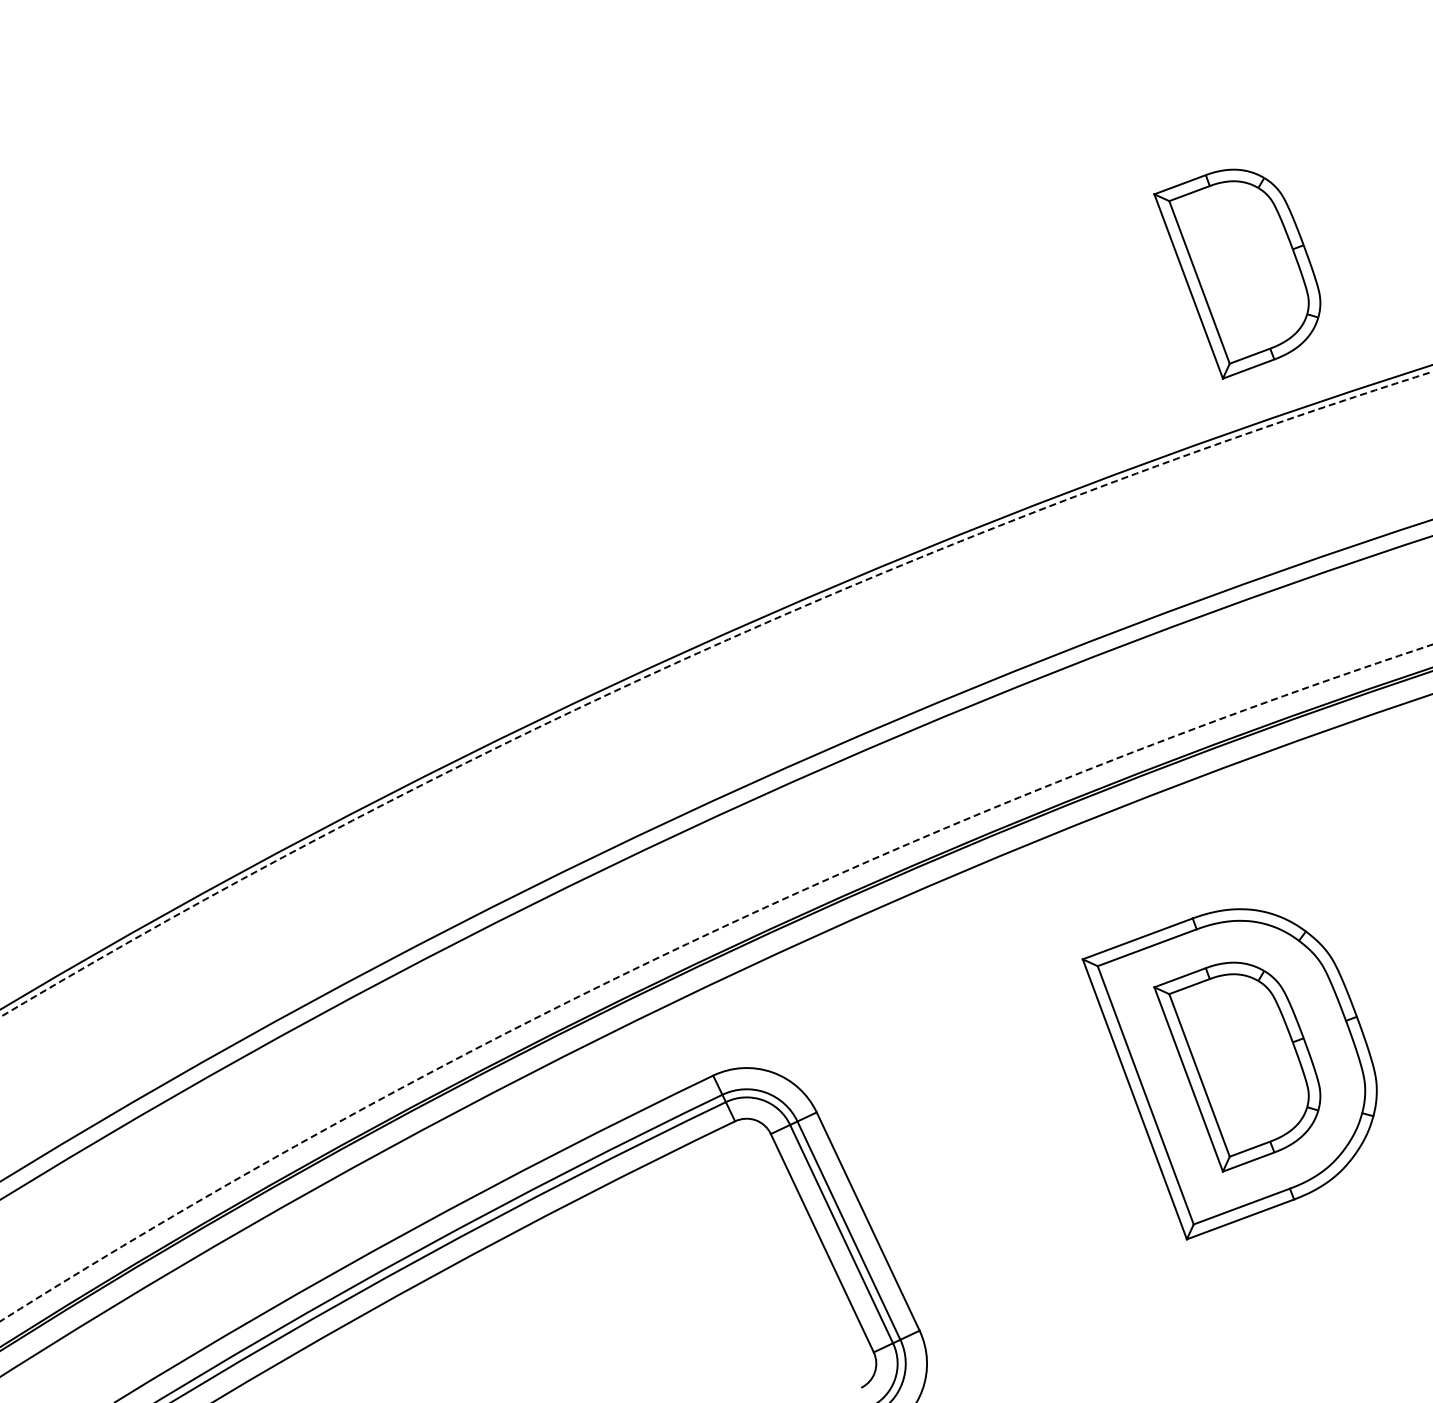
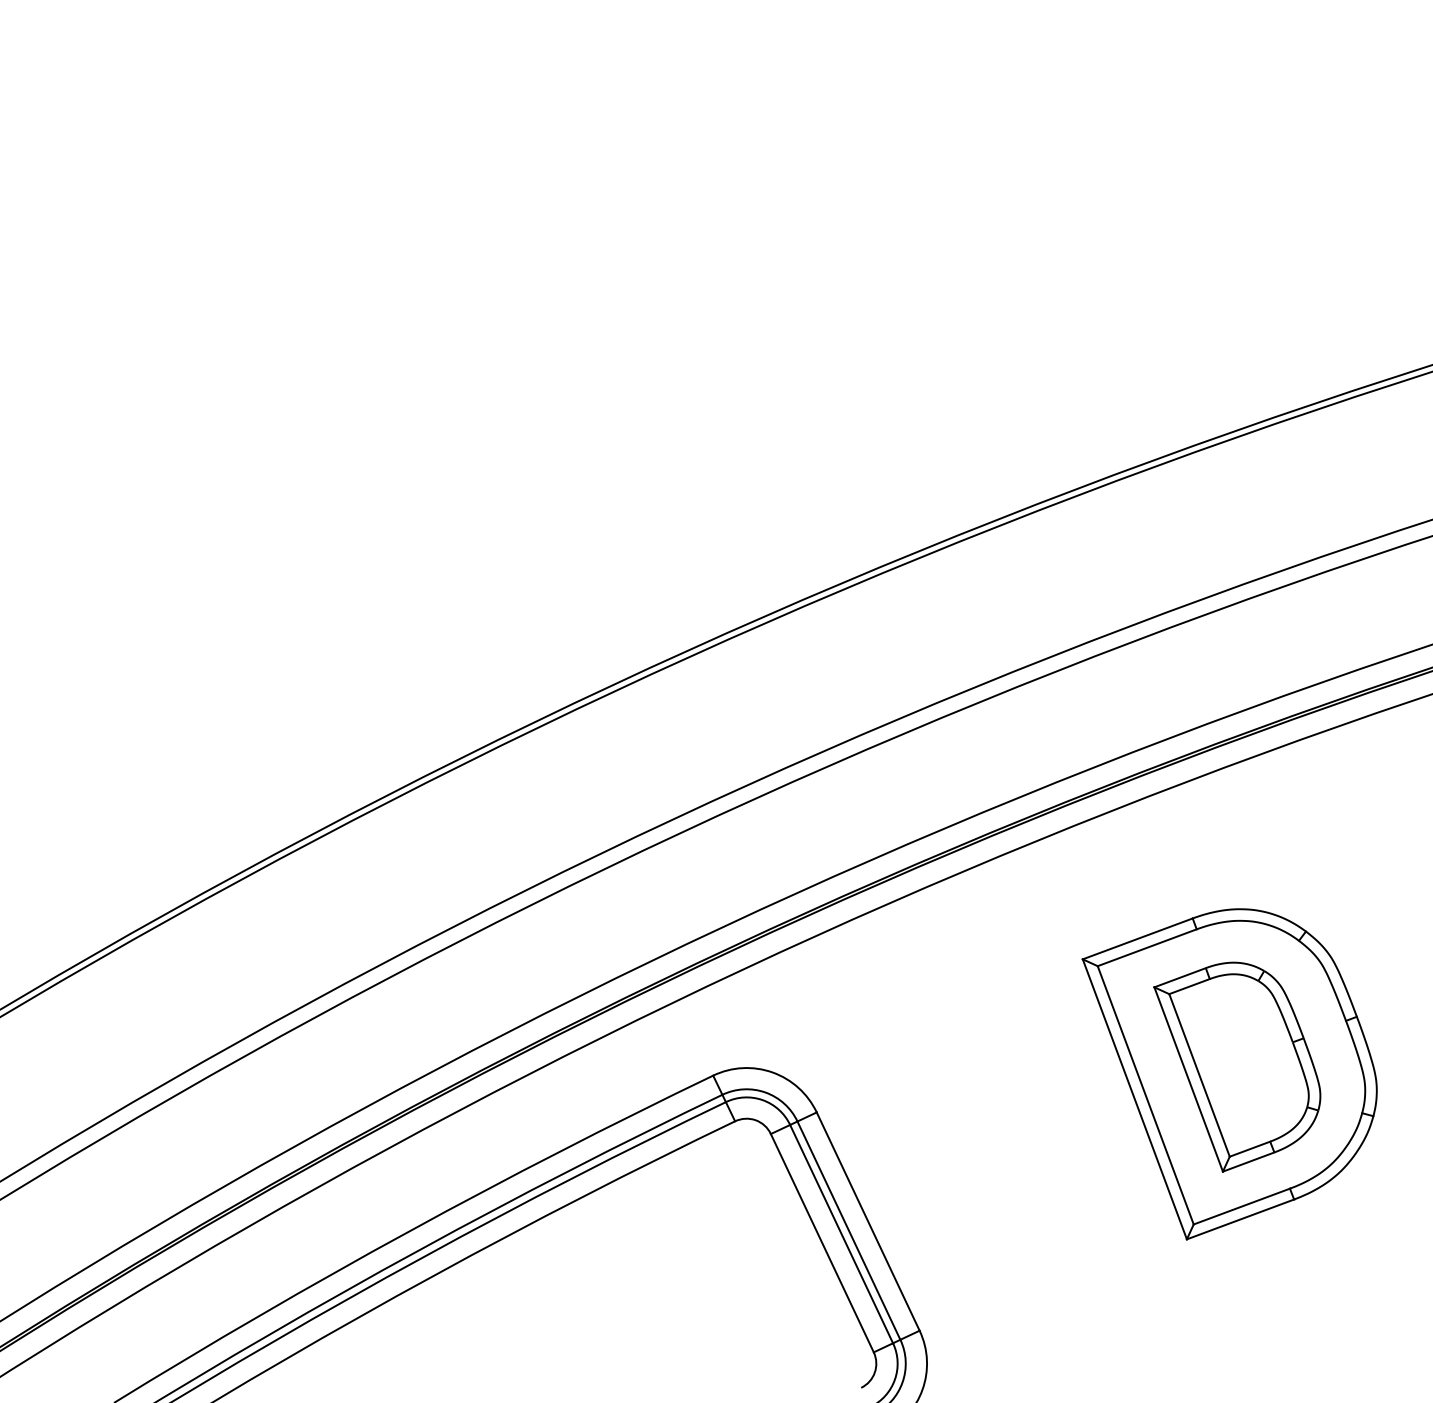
part: present -> none (1237, 273)
circle: dashed -> solid (716, 694)
circle: dashed -> solid (716, 982)
